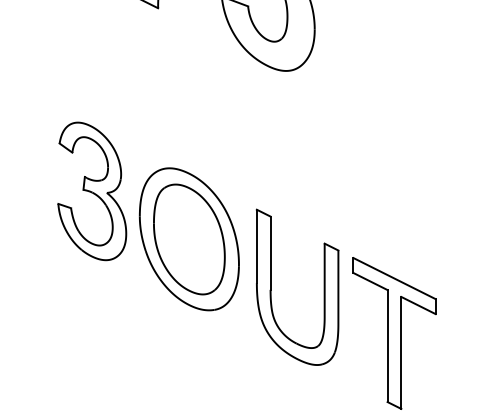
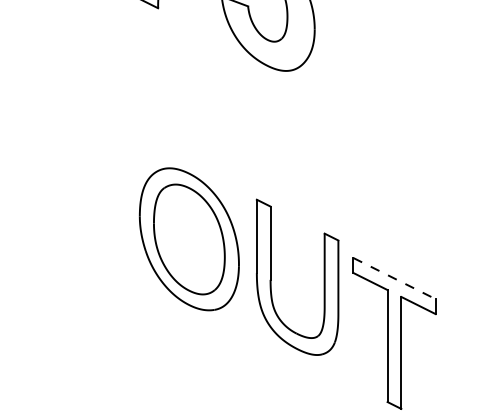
part: present -> none (92, 191)
line: solid -> dashed (394, 278)
part position: (271, 286) -> (271, 276) (271, 276)
